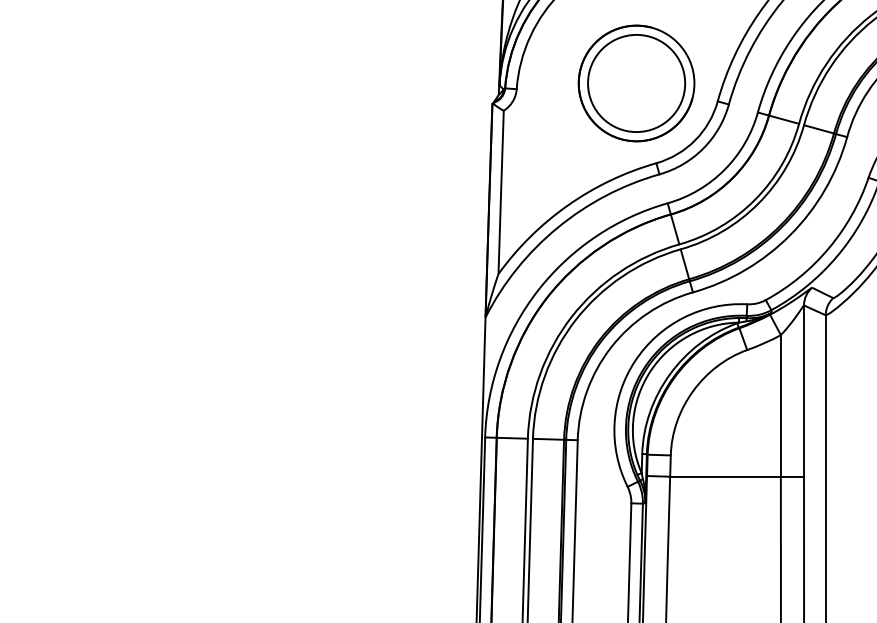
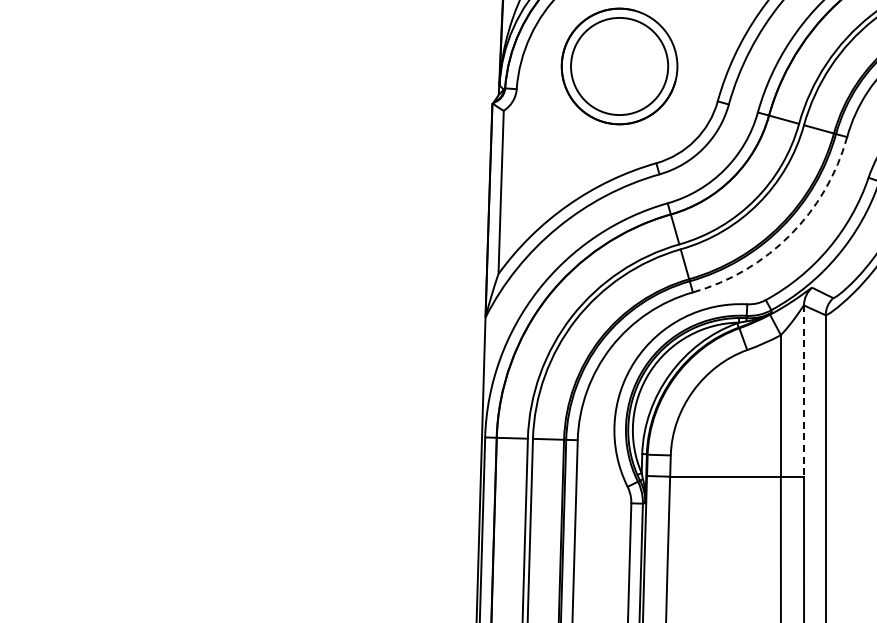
part position: (636, 83) -> (619, 66) (619, 66)
arc: solid -> dashed (790, 235)
line: solid -> dashed (804, 391)
